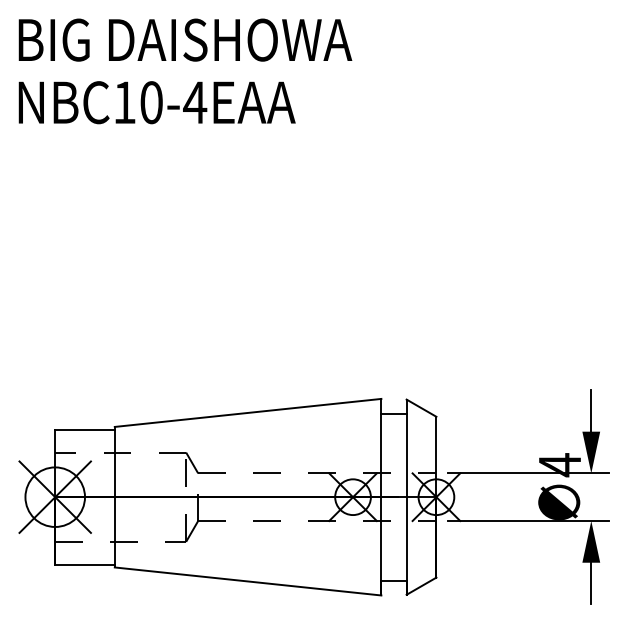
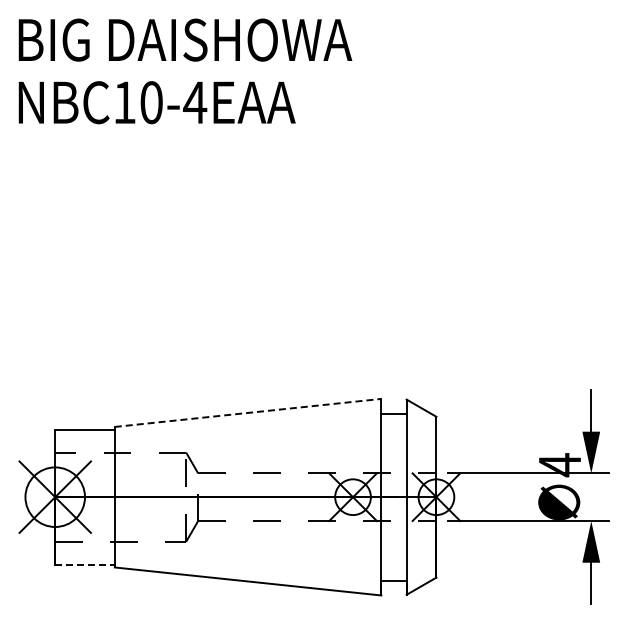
line: solid -> dashed (248, 412)
line: solid -> dashed (85, 564)
